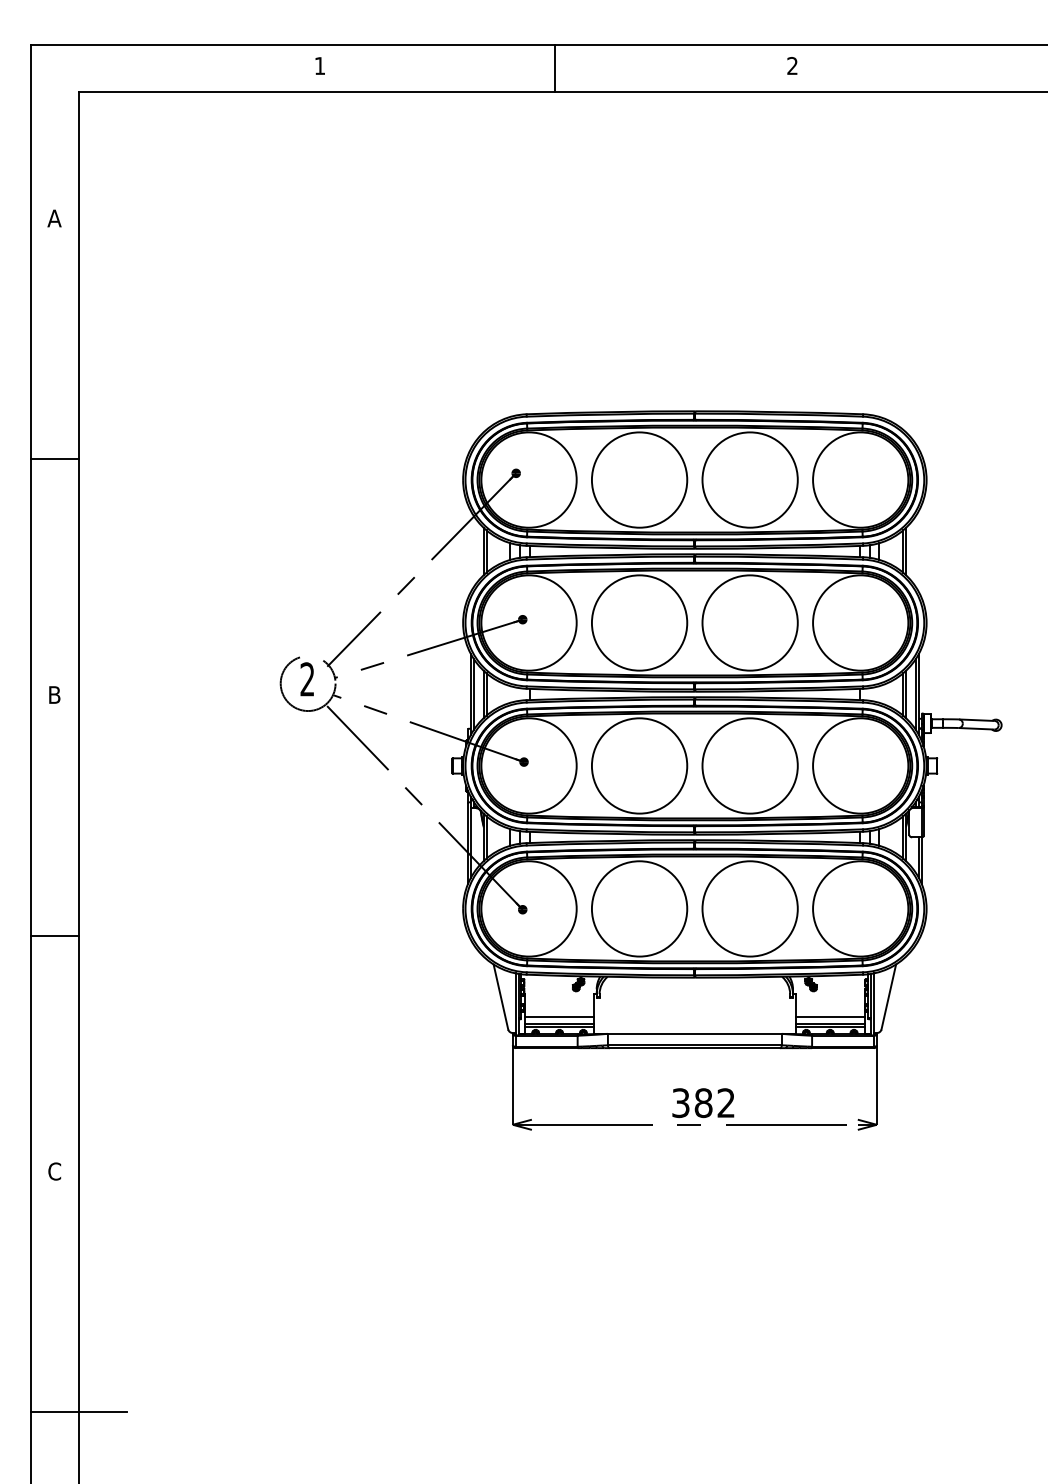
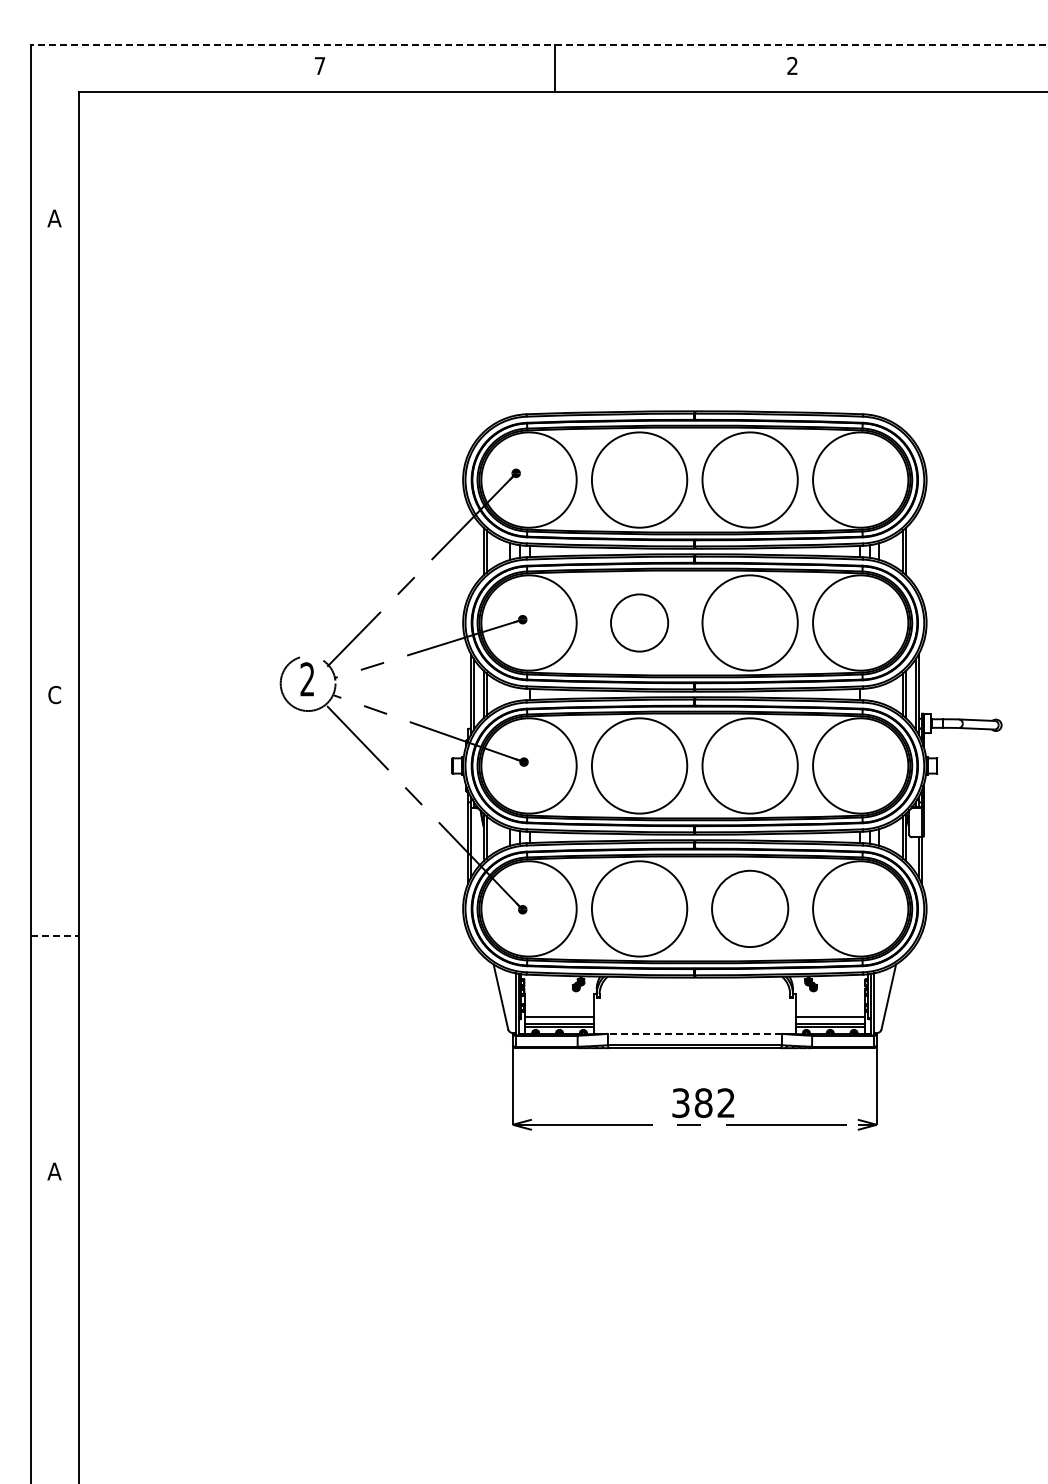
line: solid -> dashed (539, 44)
text: 1 -> 7 (320, 65)
line: present -> none (54, 459)
circle diameter: 95 px -> 57 px (639, 622)
text: B -> C (54, 695)
circle diameter: 95 px -> 76 px (750, 908)
line: solid -> dashed (55, 935)
line: solid -> dashed (694, 1033)
text: C -> A (54, 1171)
line: present -> none (78, 1412)
